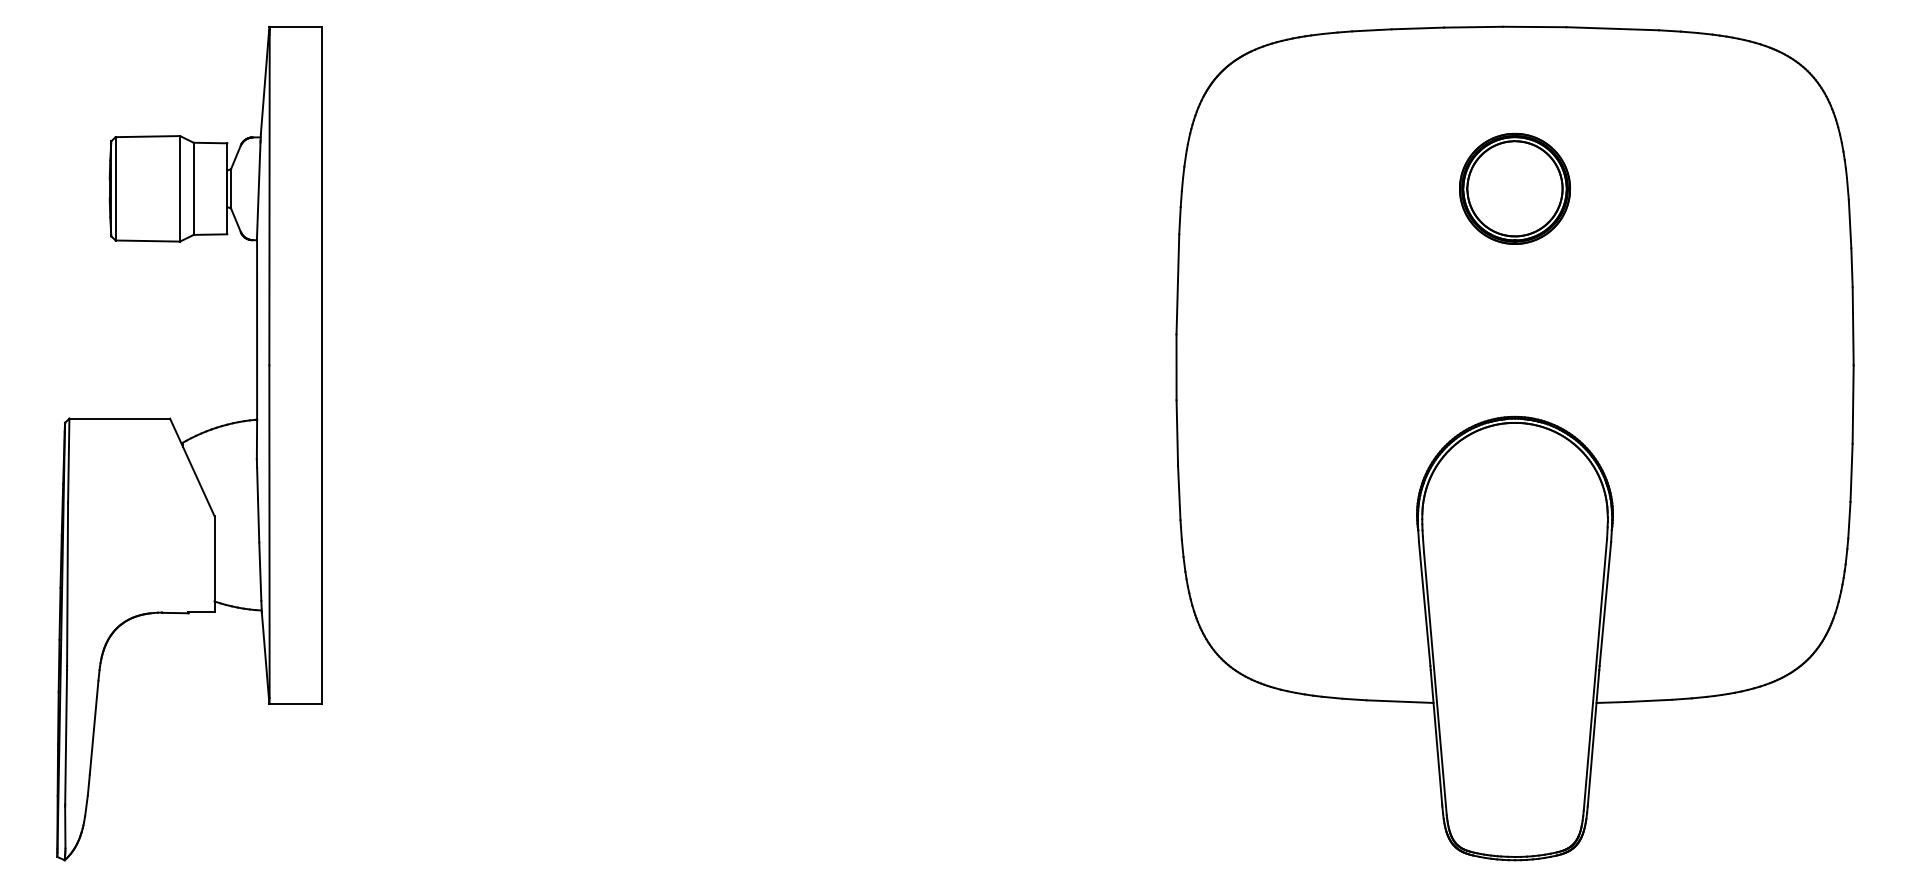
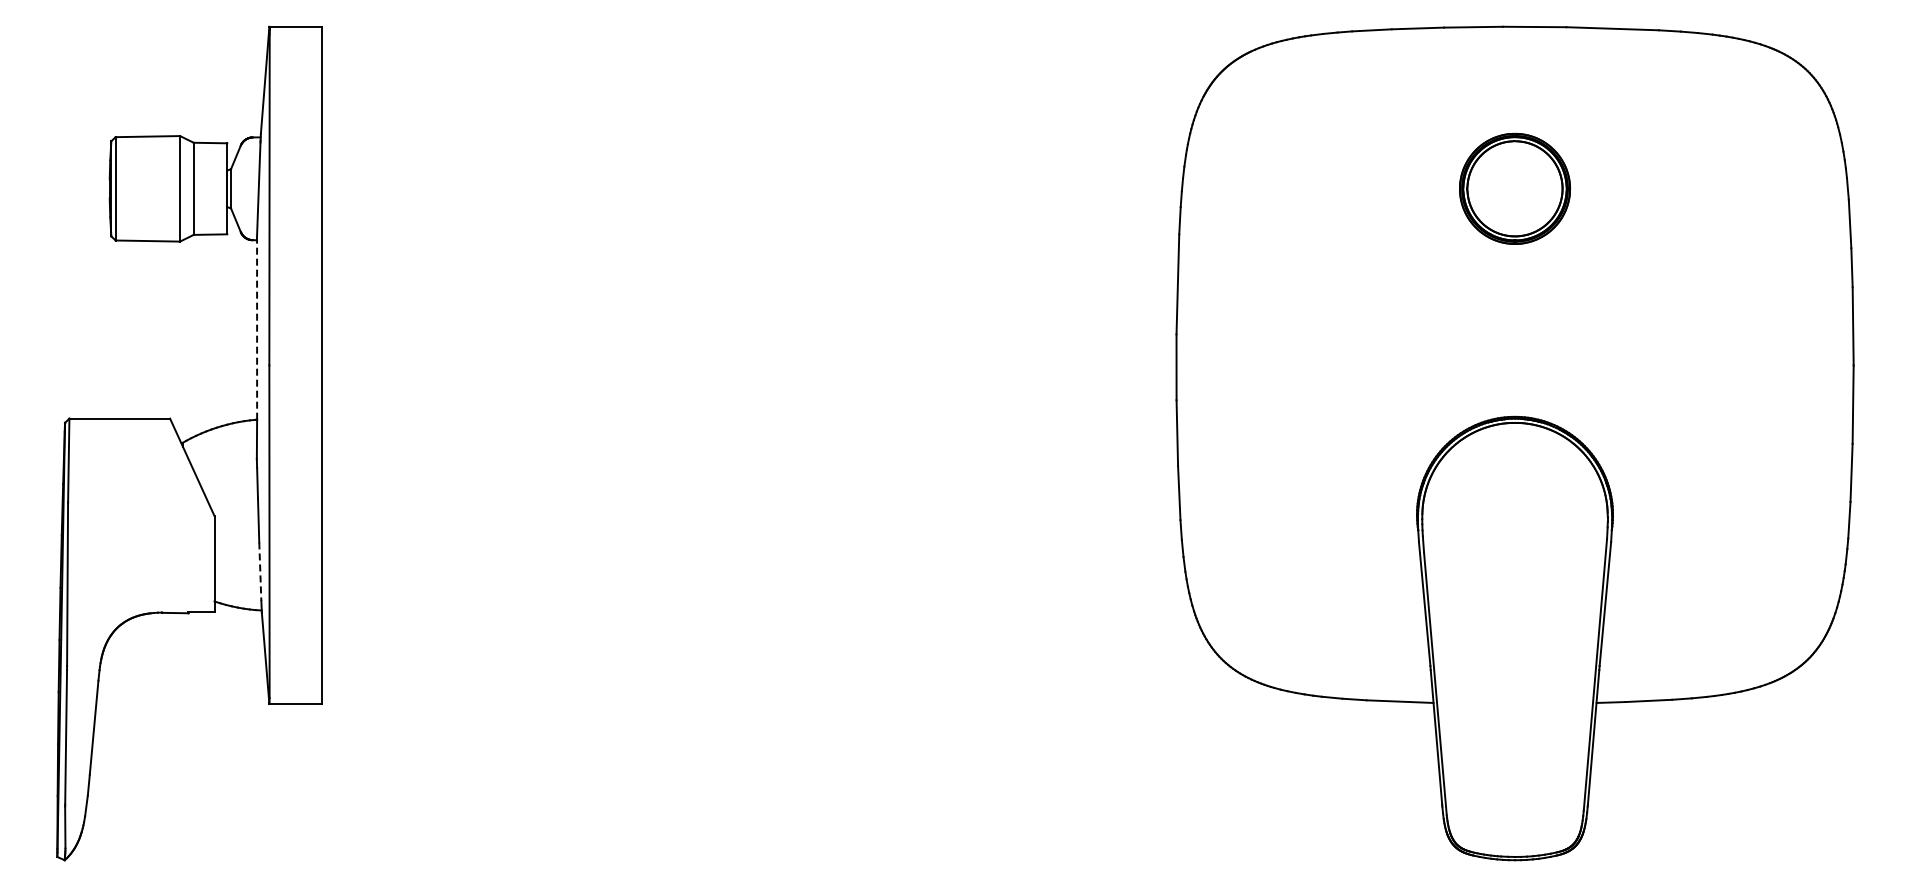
line: solid -> dashed (257, 329)
line: solid -> dashed (260, 572)
